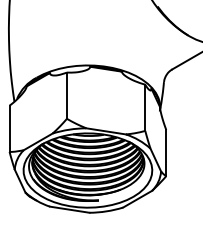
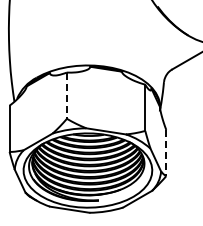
line: solid -> dashed (66, 96)
line: solid -> dashed (166, 153)
